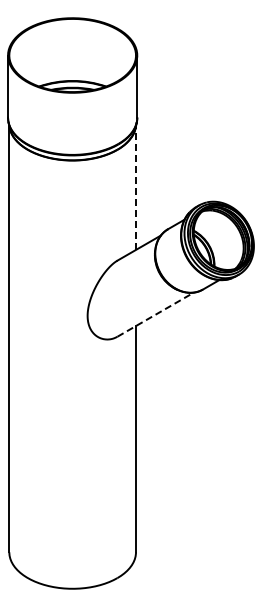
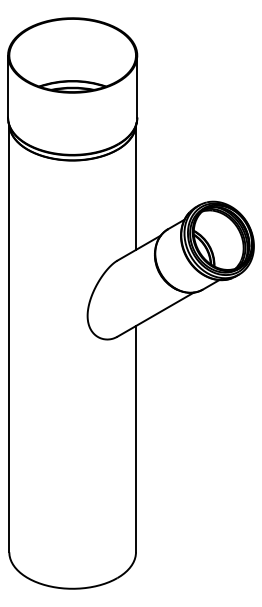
line: dashed -> solid (136, 188)
line: dashed -> solid (156, 314)
